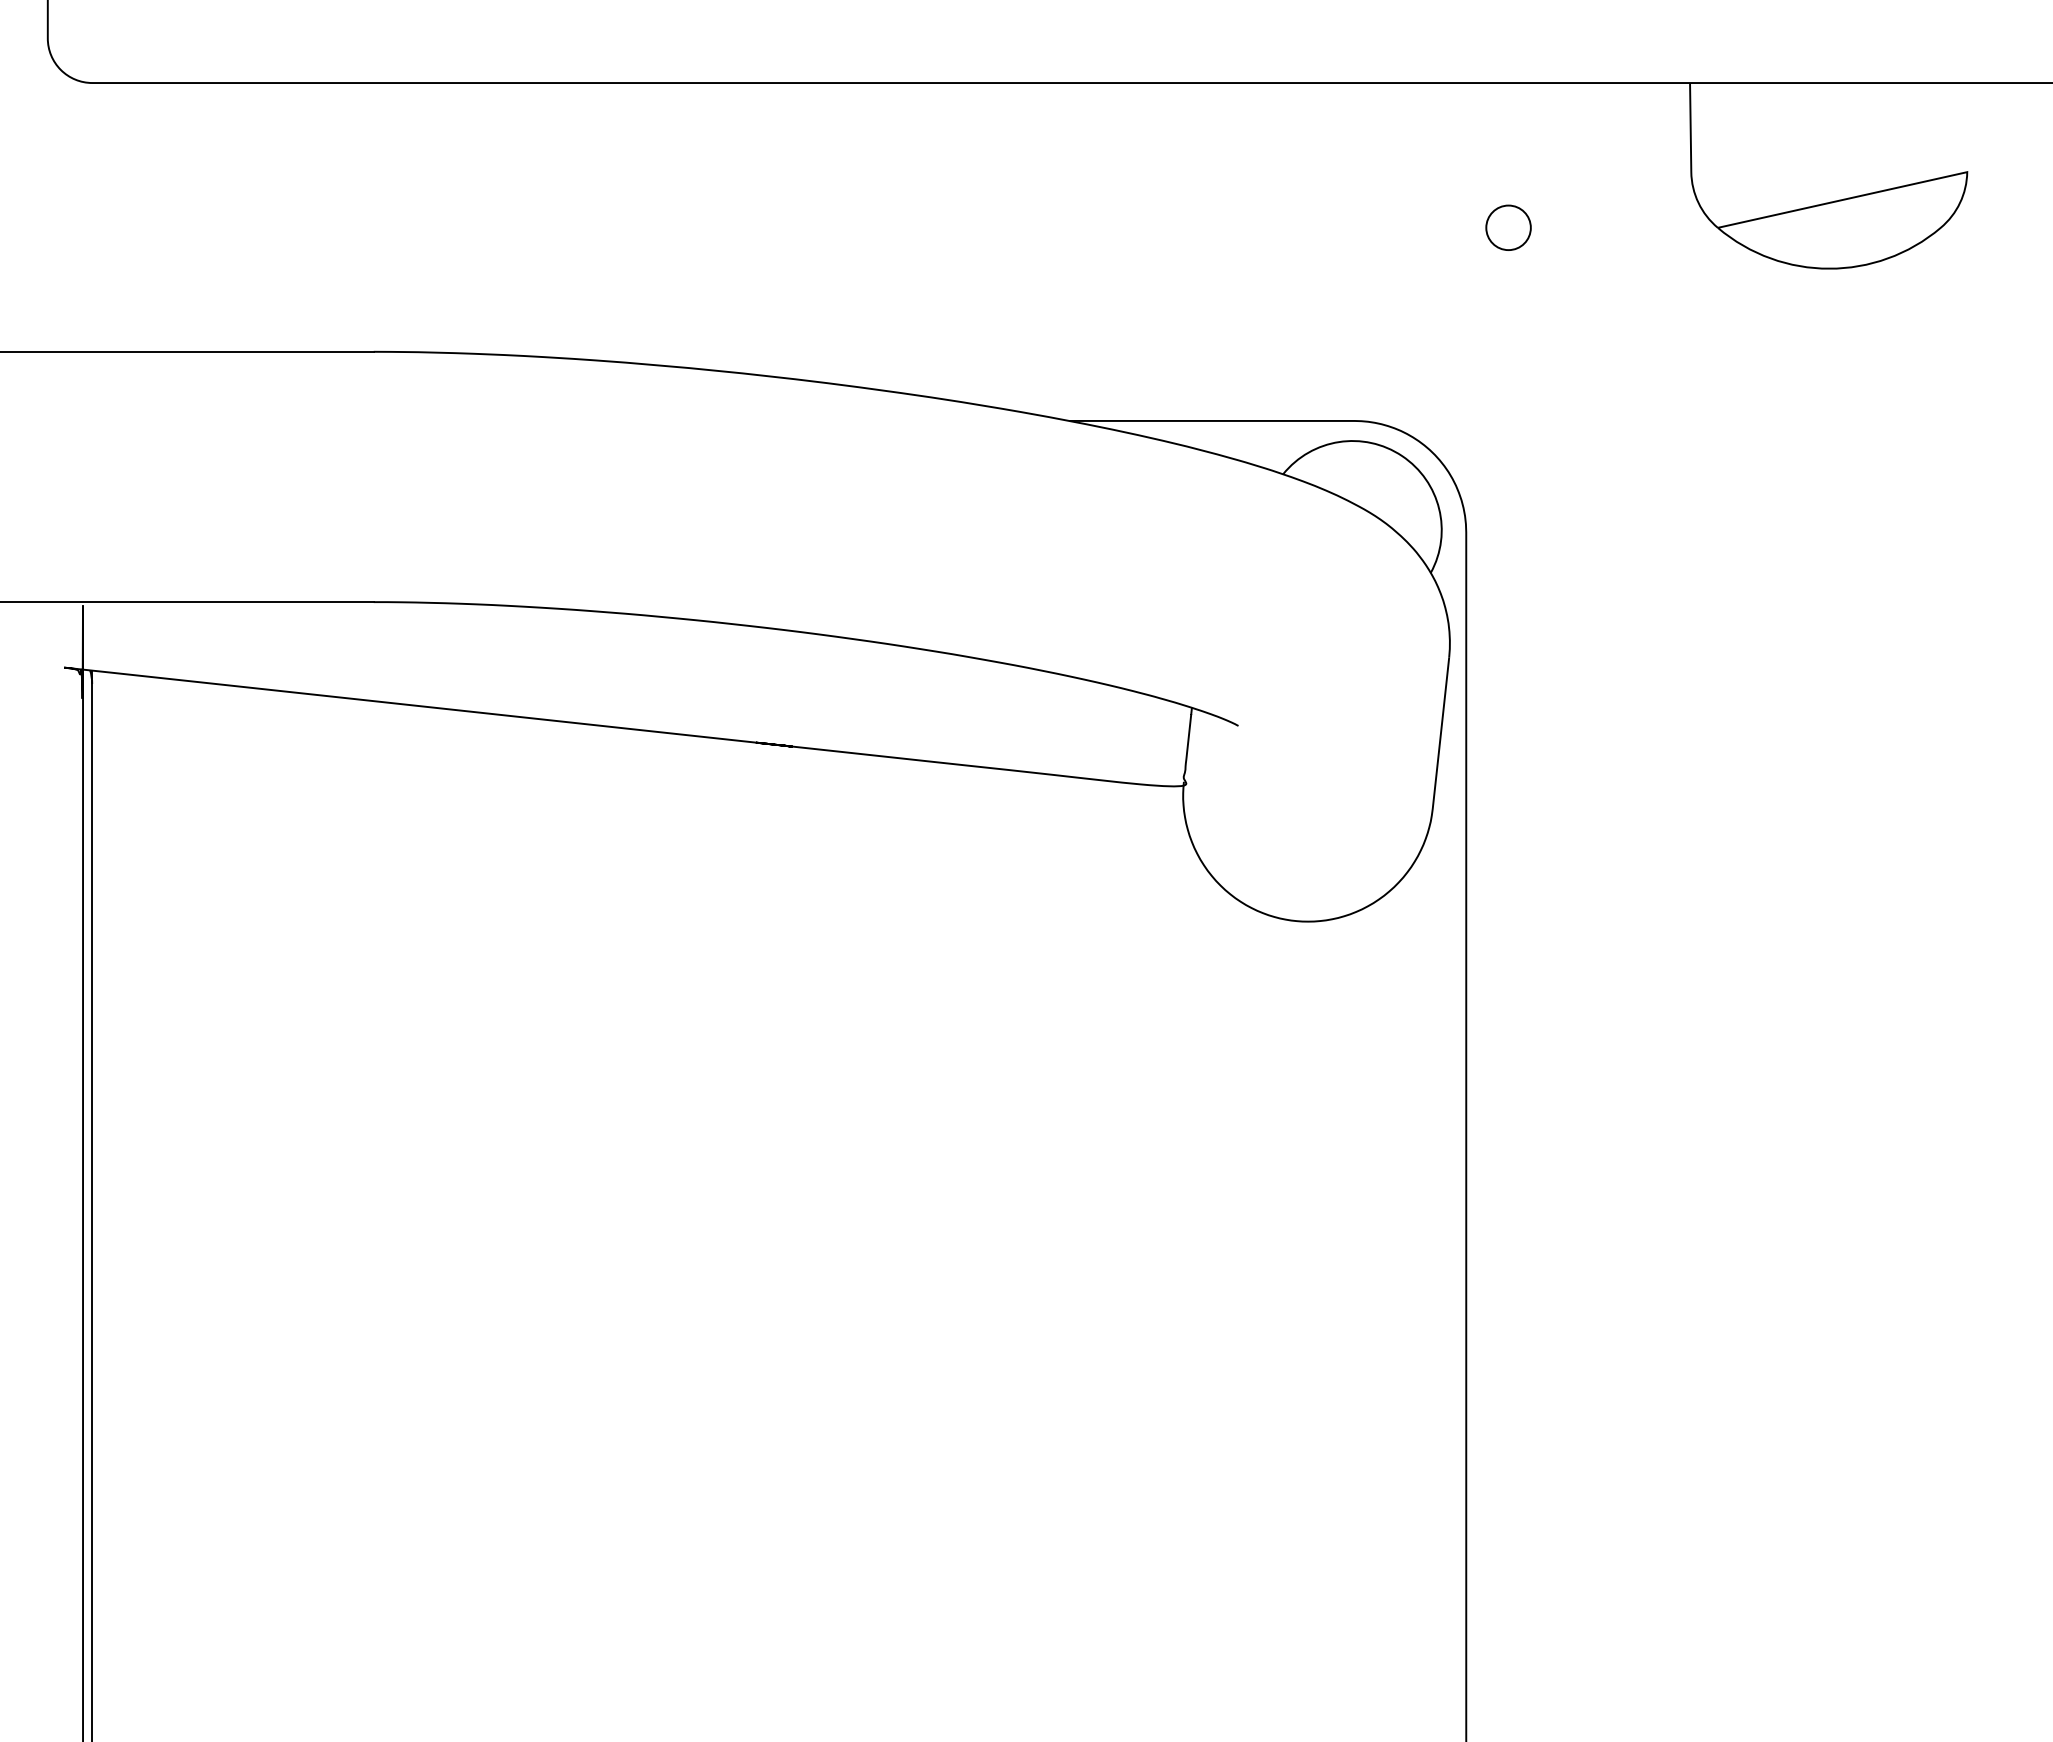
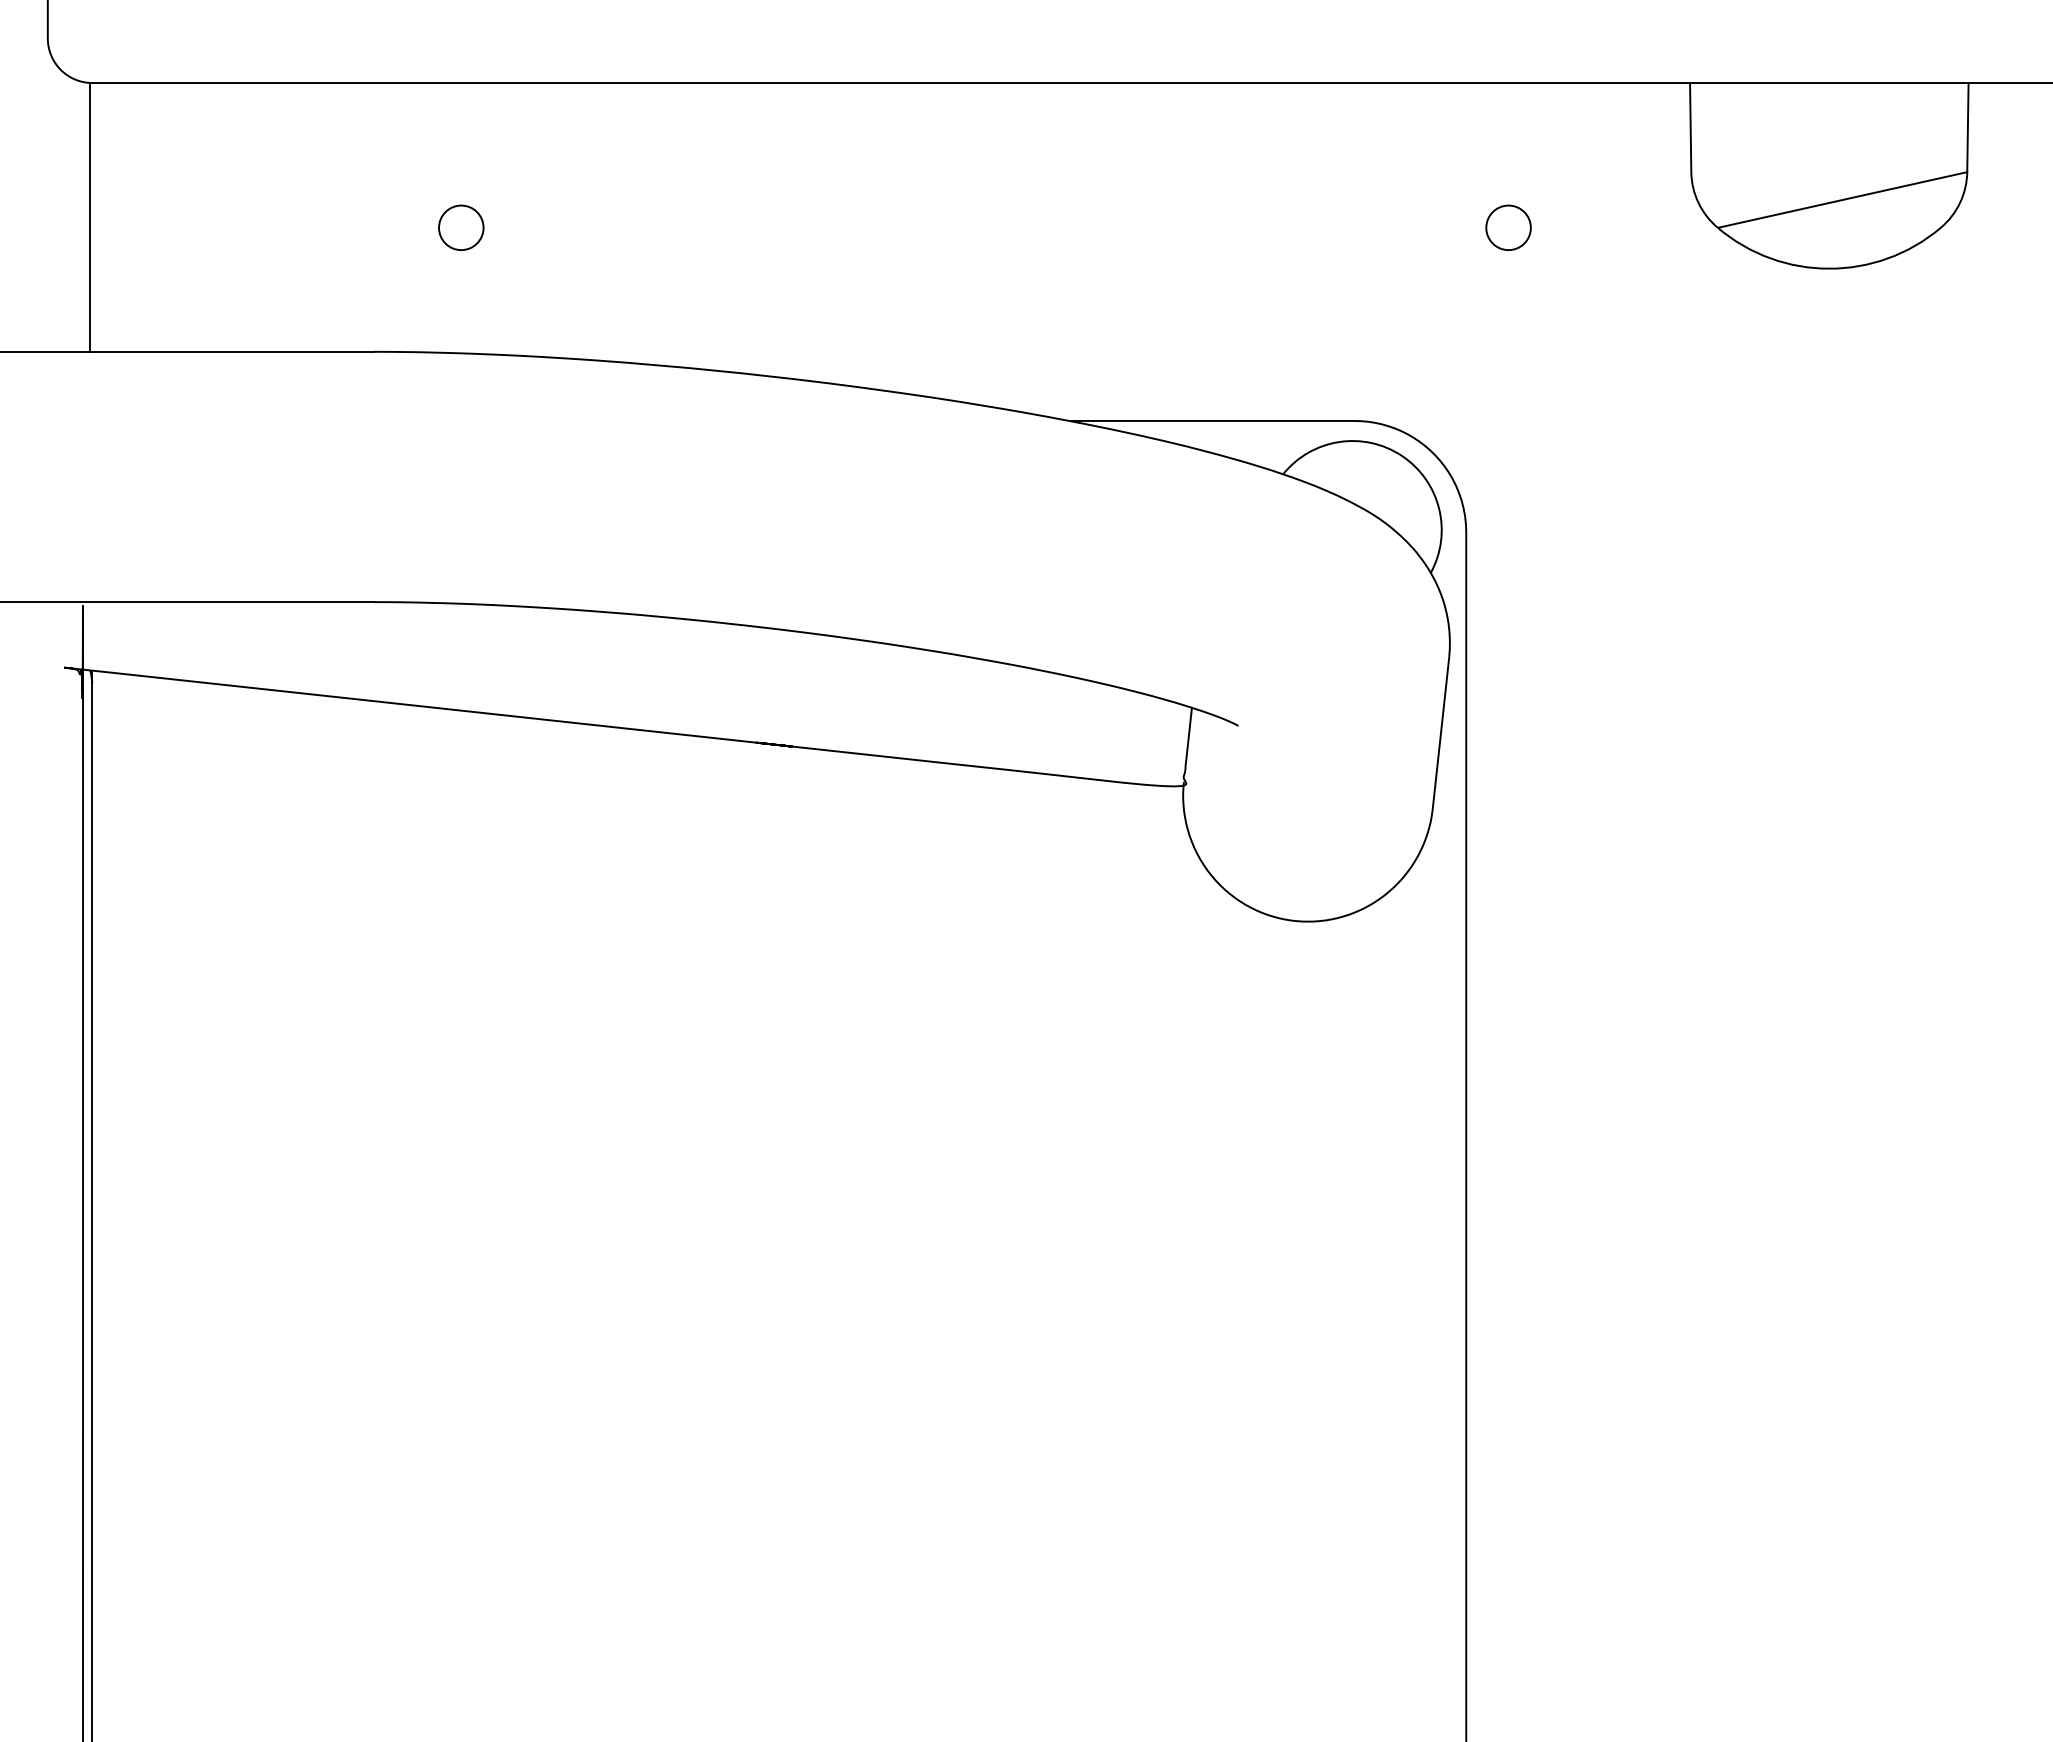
line: none -> present (1967, 127)
line: none -> present (89, 216)
circle: none -> present (461, 227)
